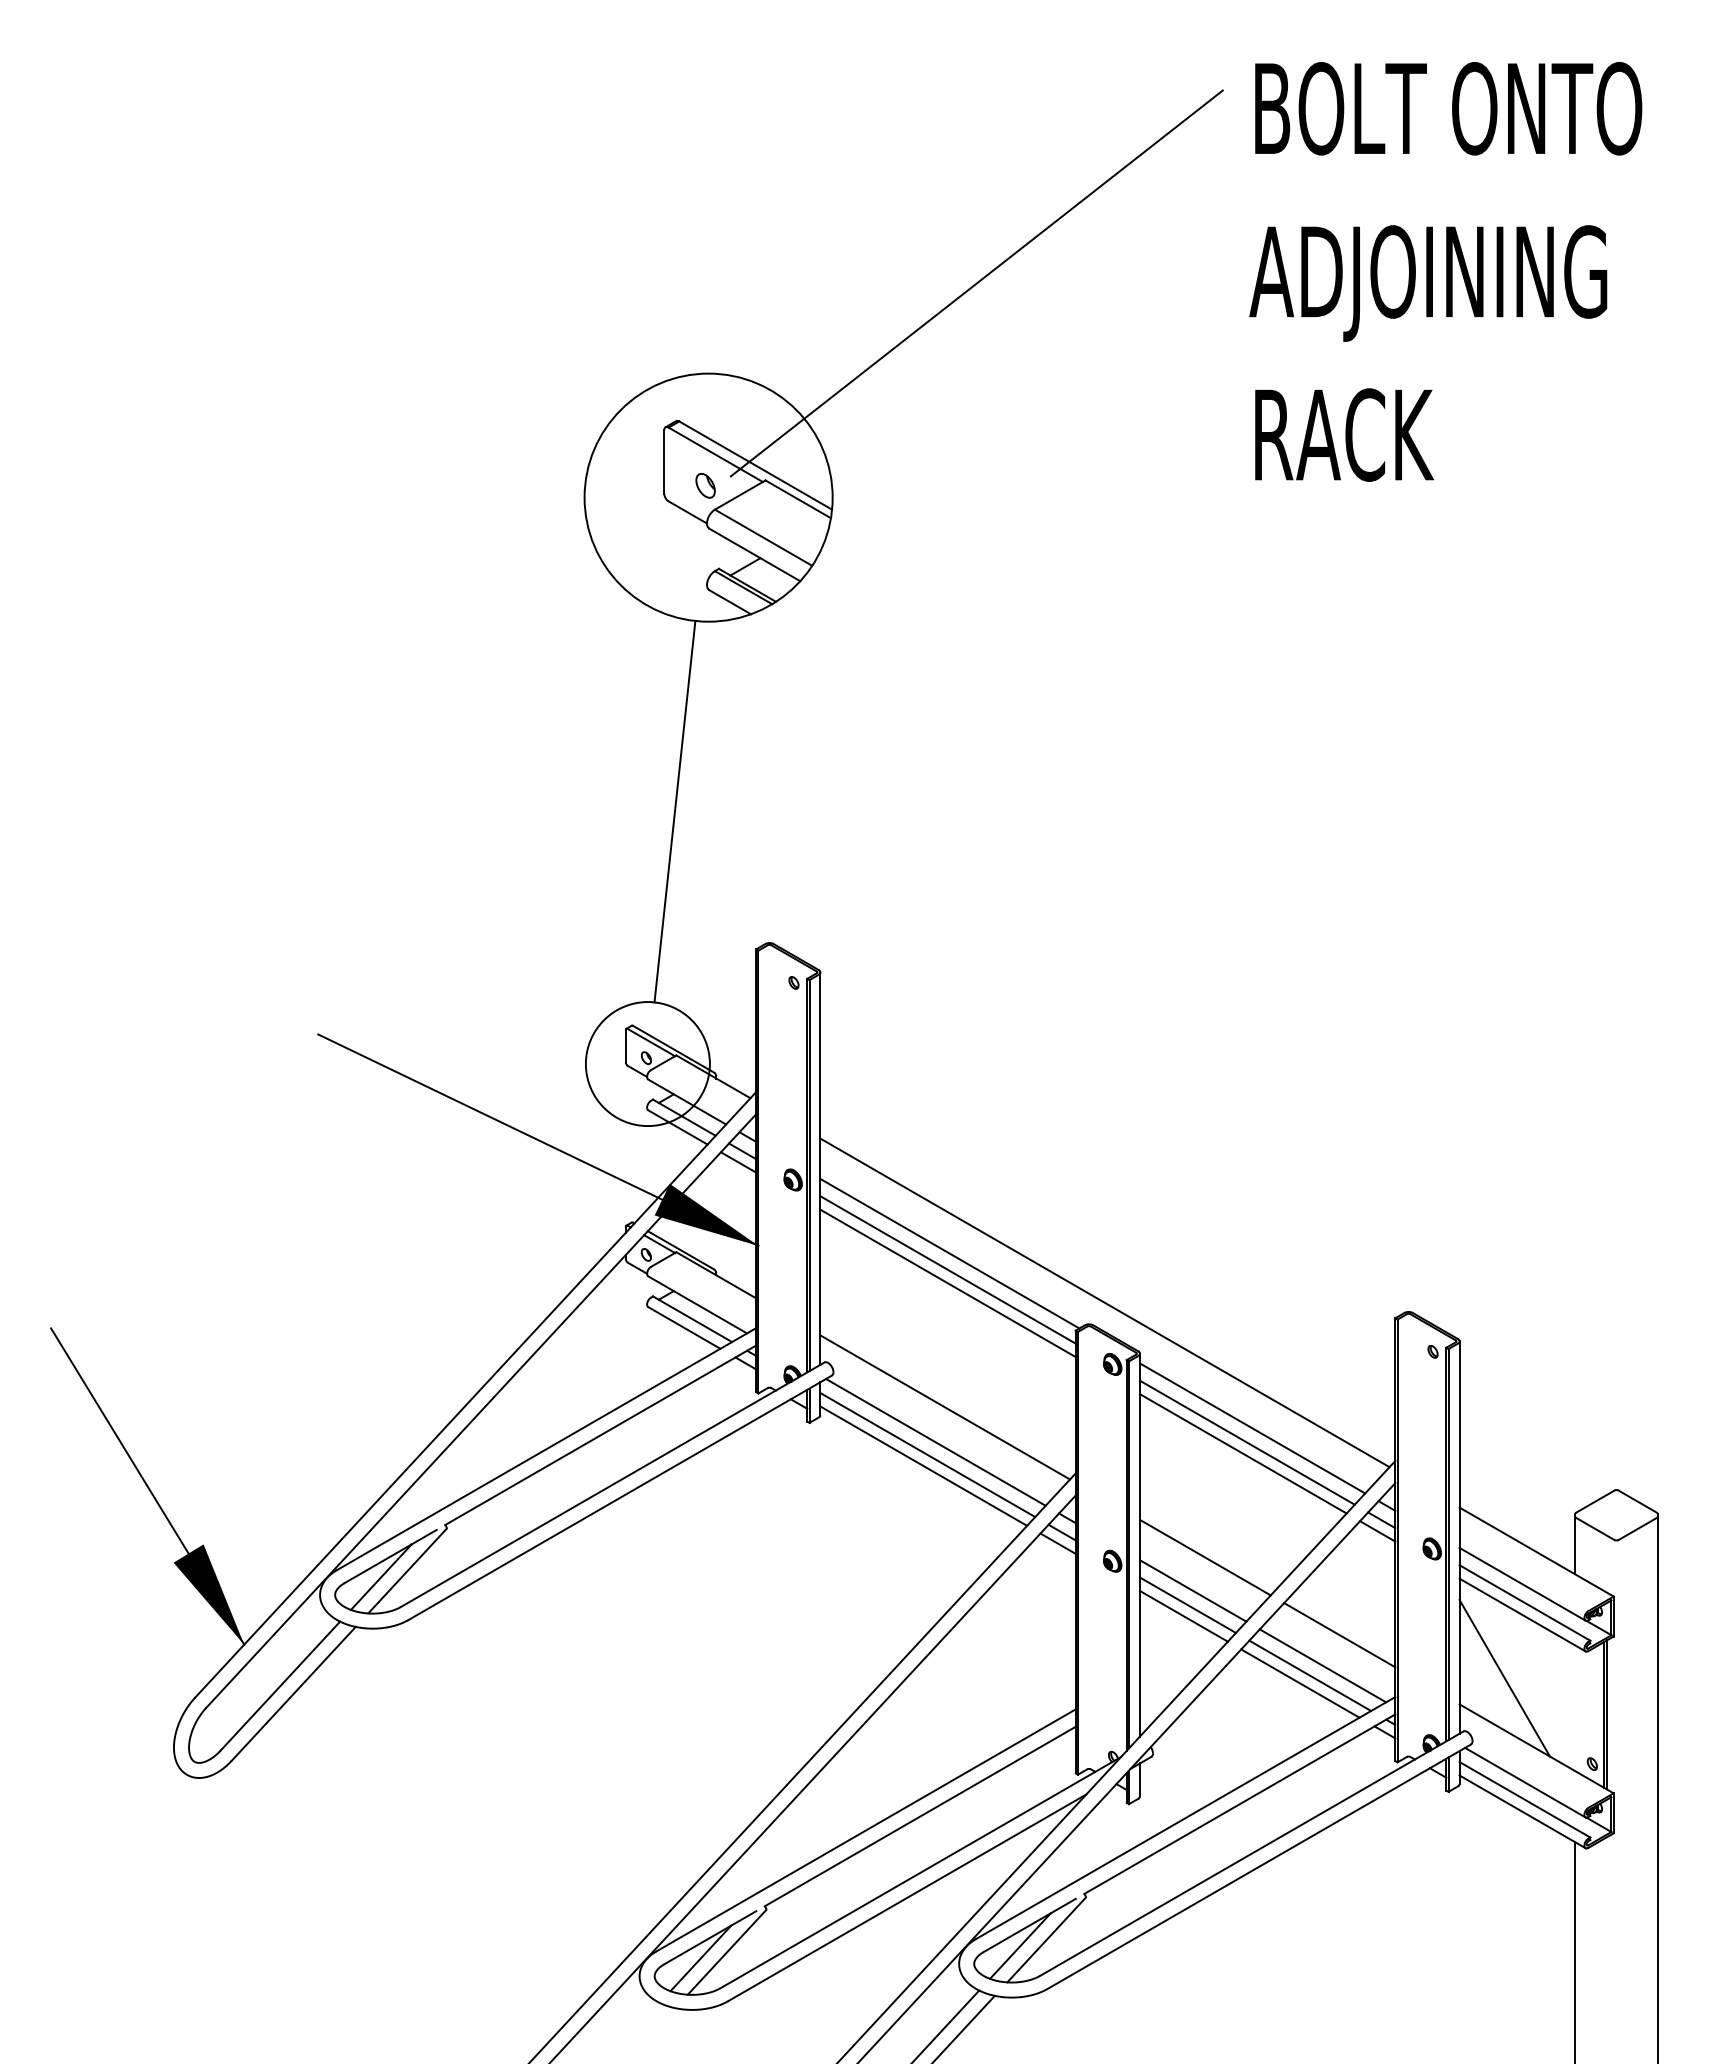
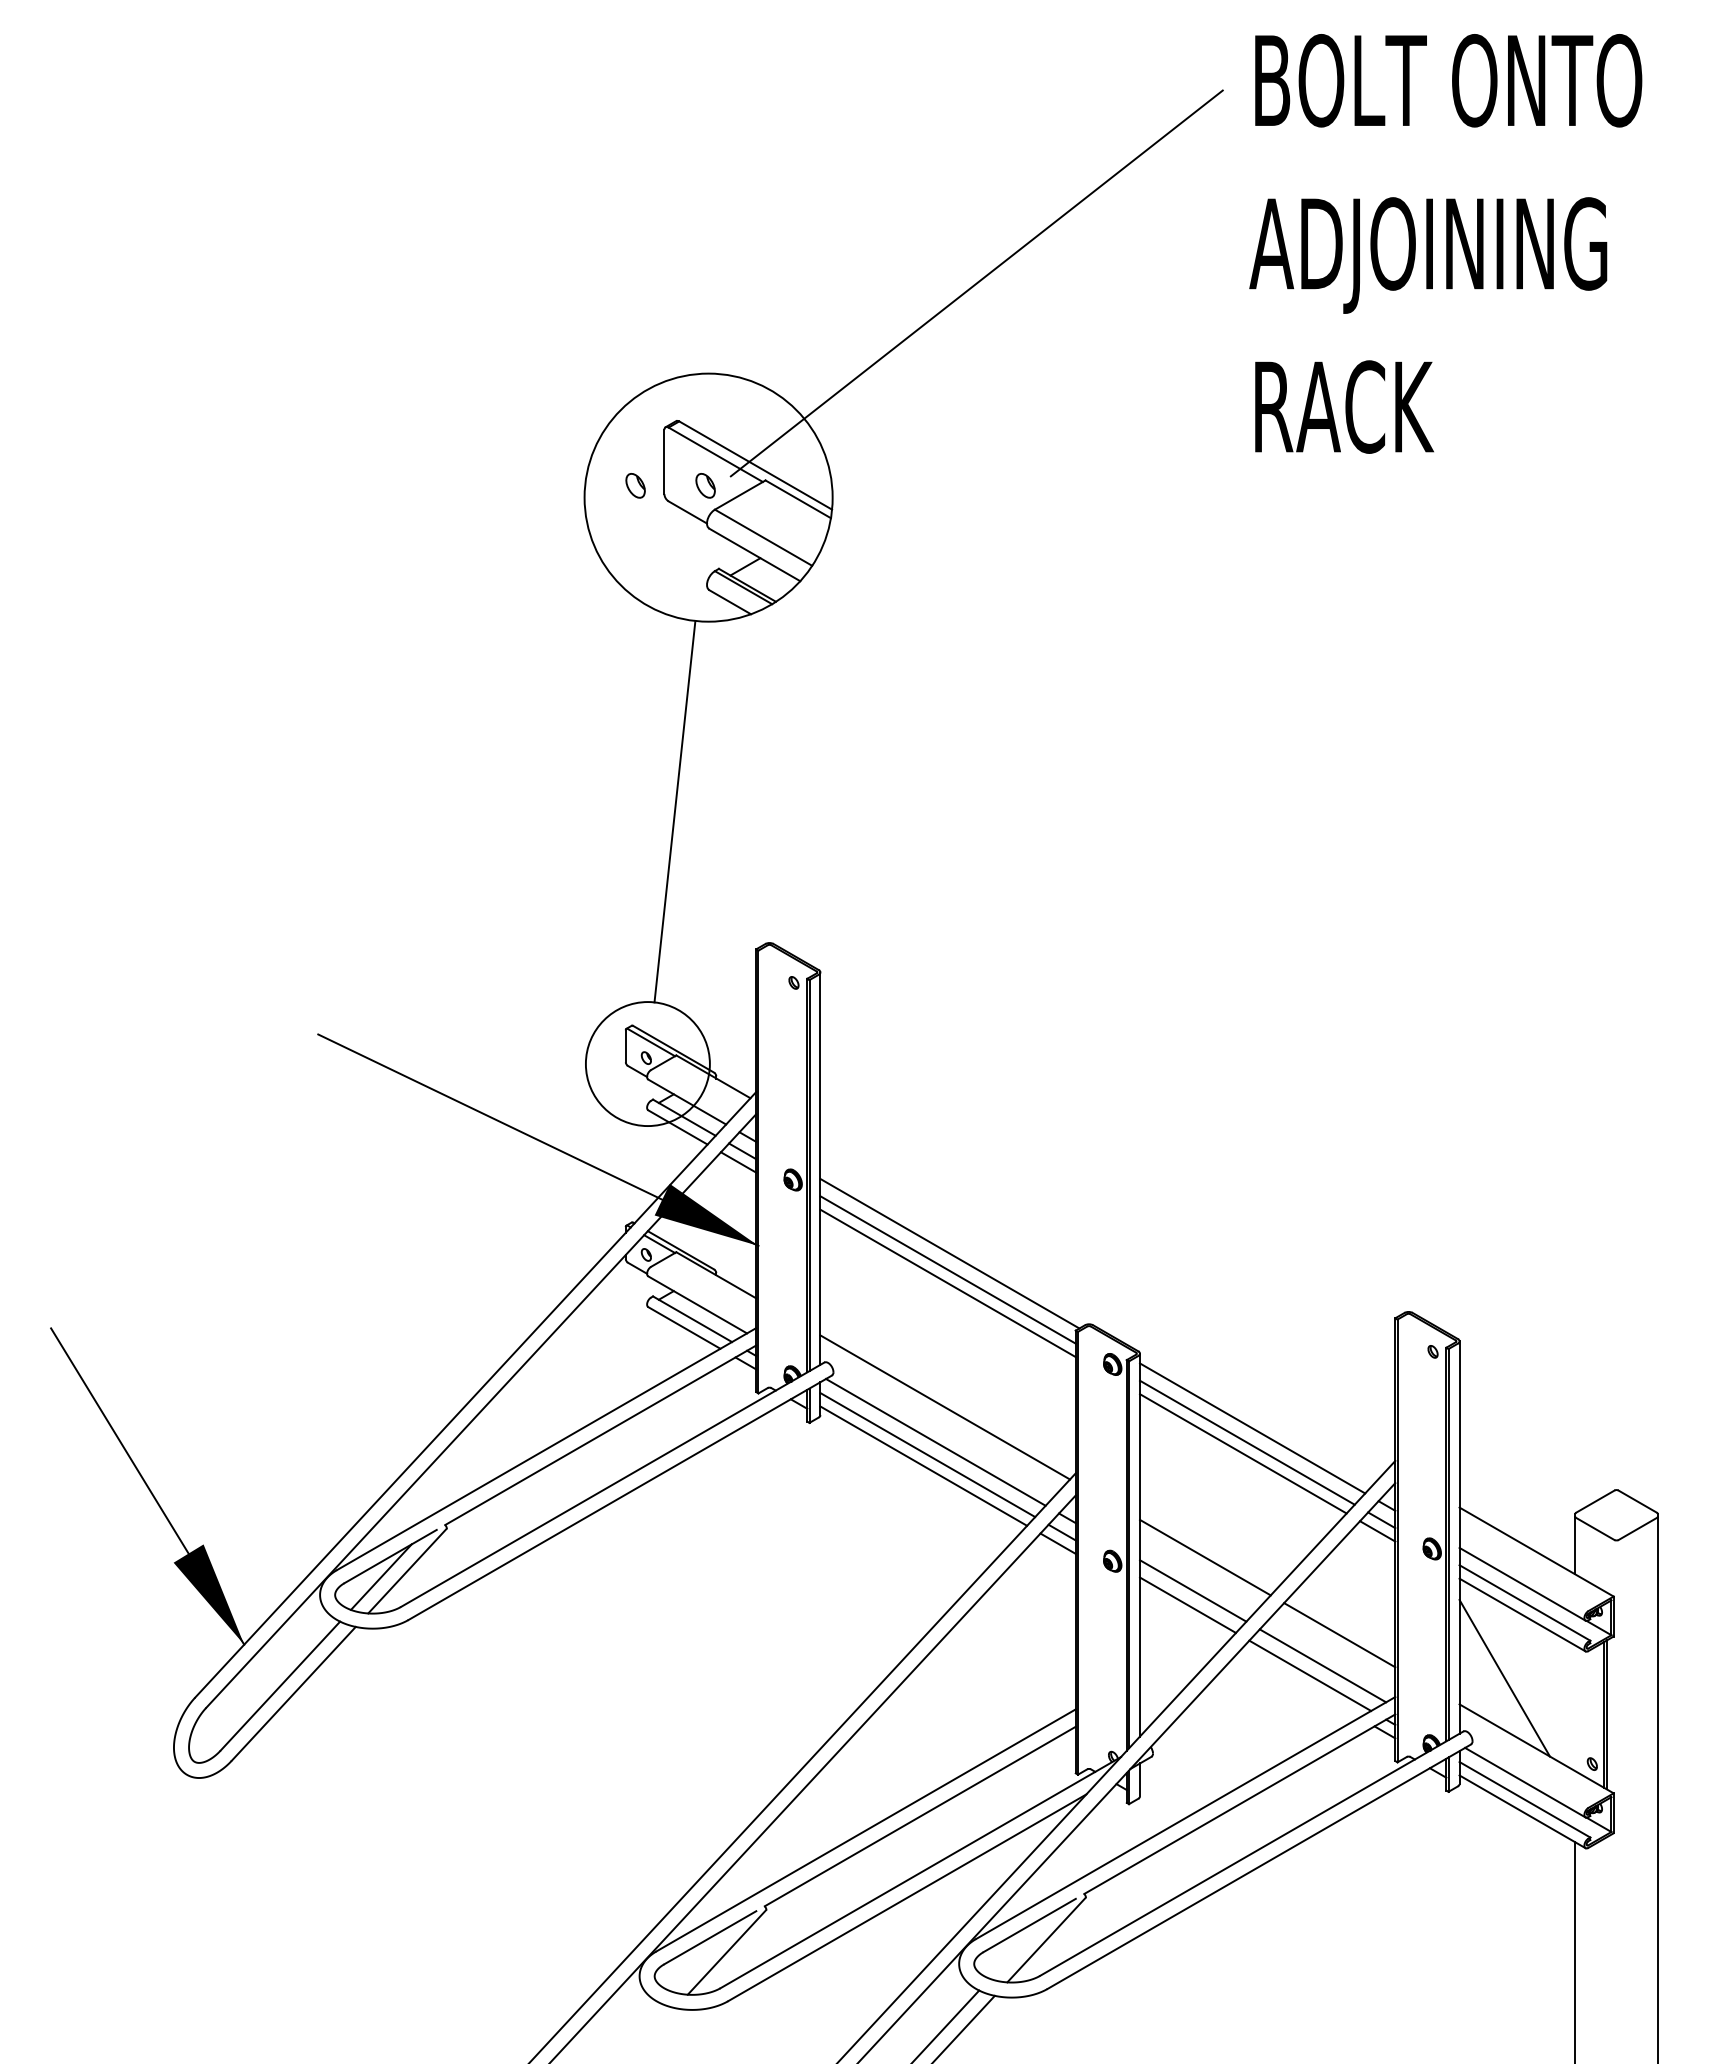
text position: (1445, 271) -> (1445, 243) (1445, 243)
part: none -> present (635, 485)
line: present -> none (1104, 1302)
line: present -> none (1183, 1616)
line: present -> none (1300, 1683)
line: present -> none (1020, 1945)
line: present -> none (700, 1958)
